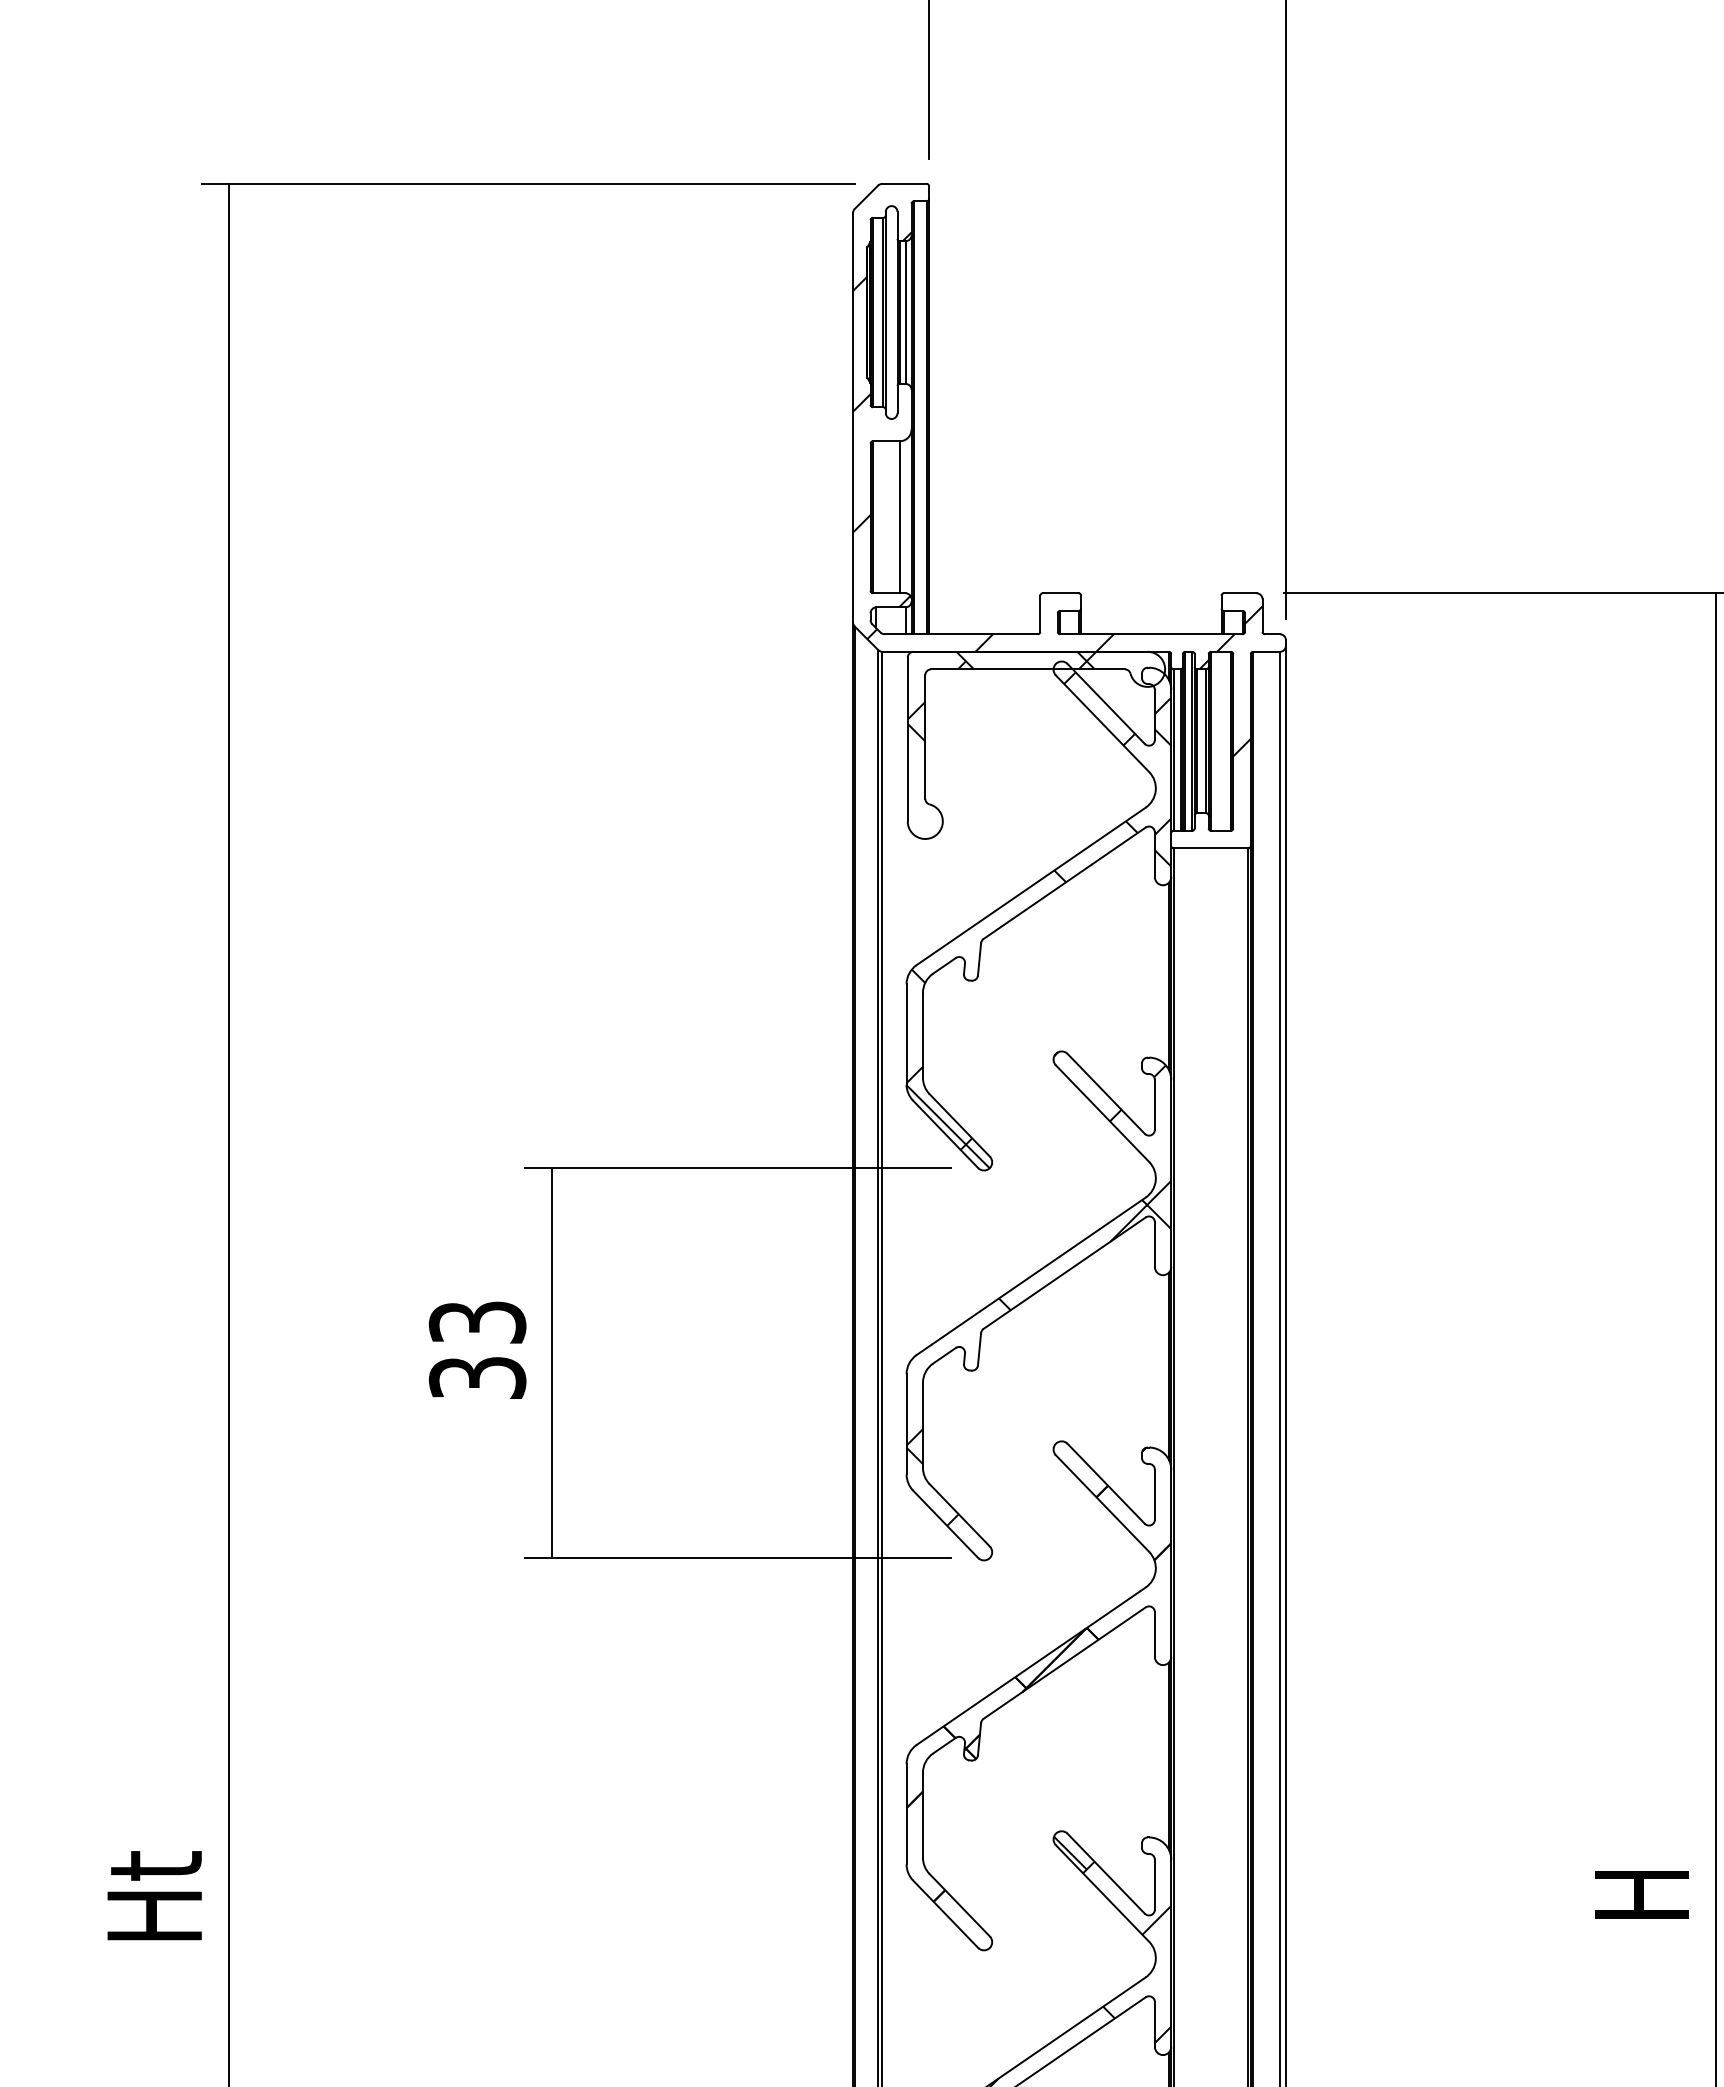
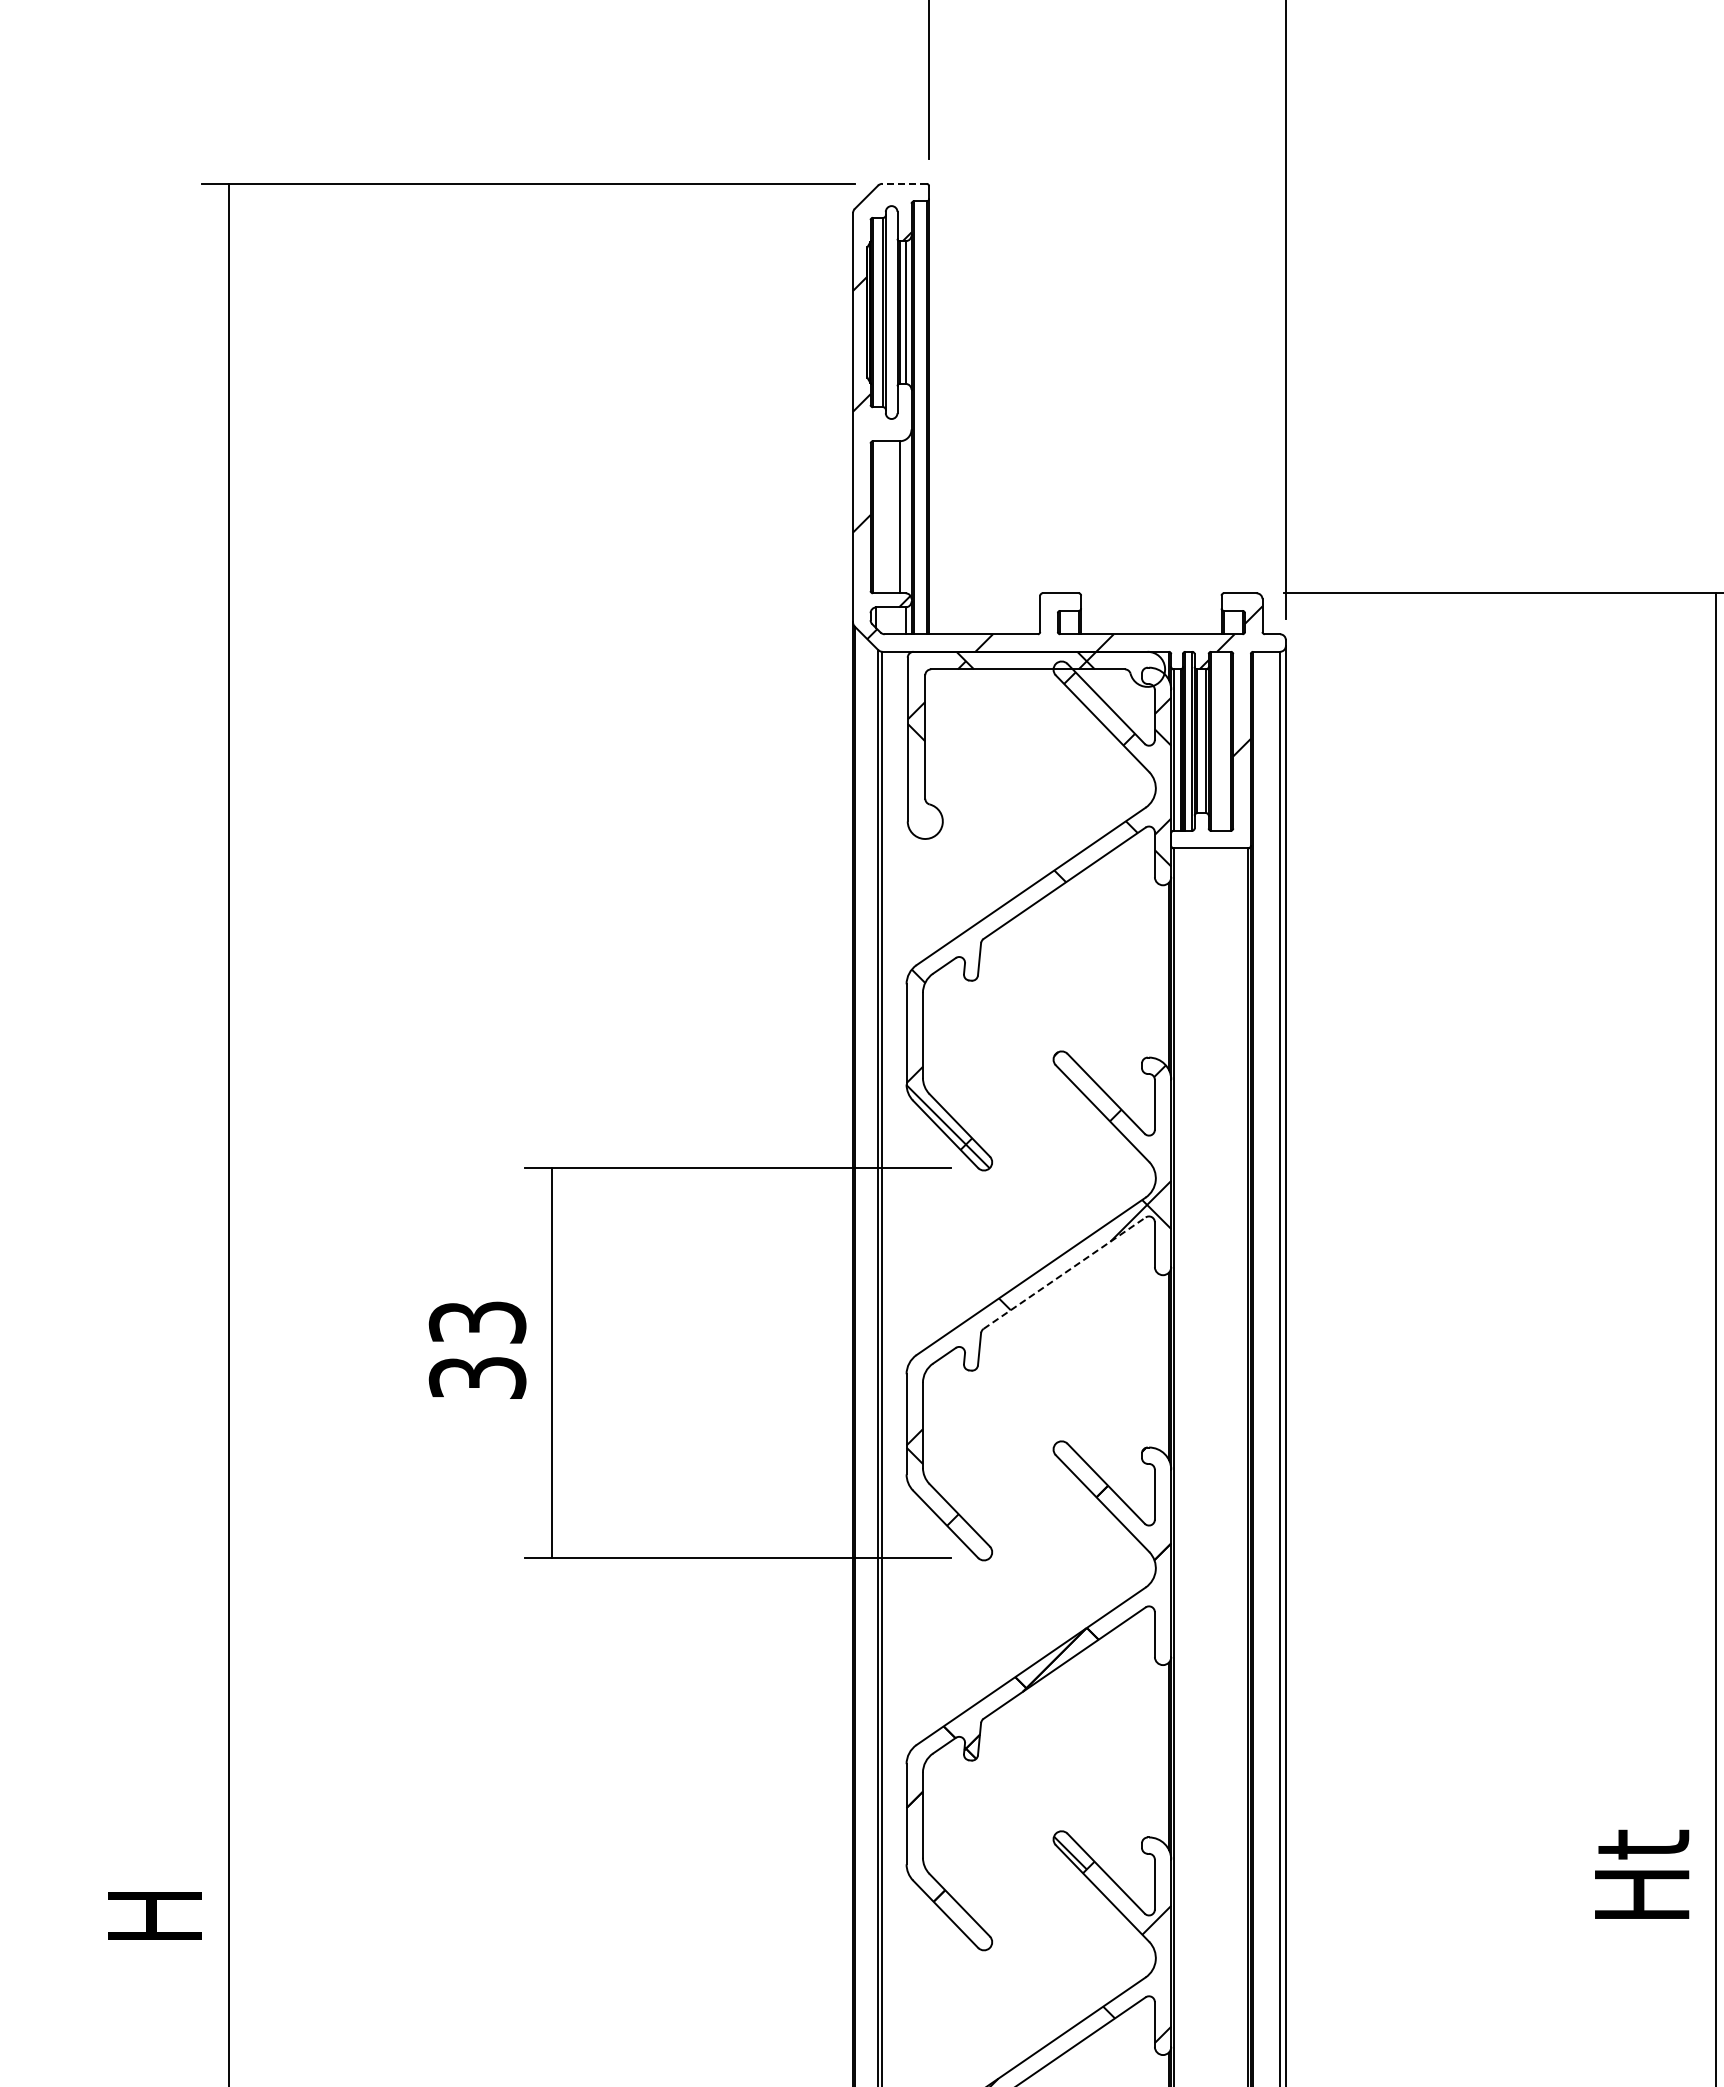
line: solid -> dashed (904, 183)
line: solid -> dashed (1065, 1272)
text: H -> Ht (1642, 1873)
text: Ht -> H (154, 1895)
